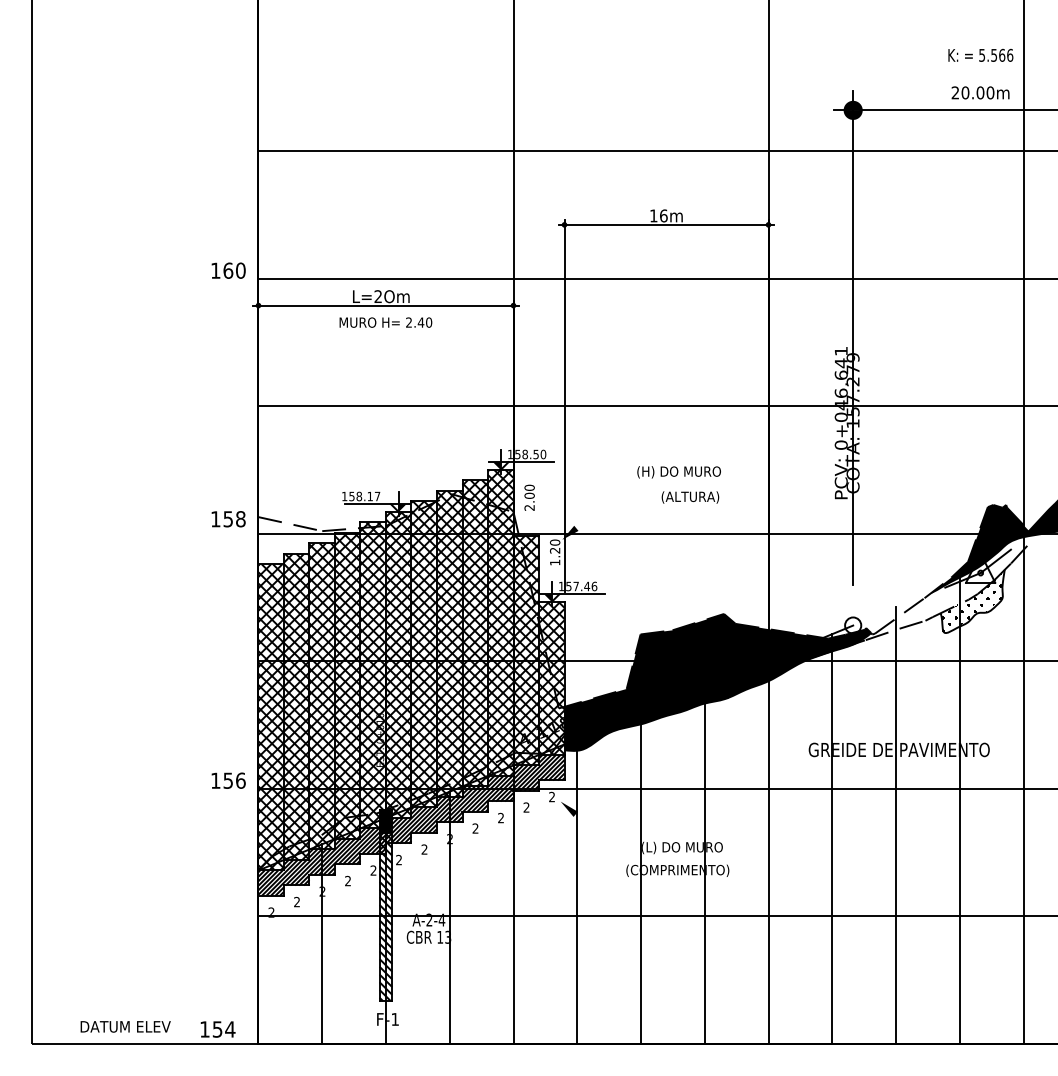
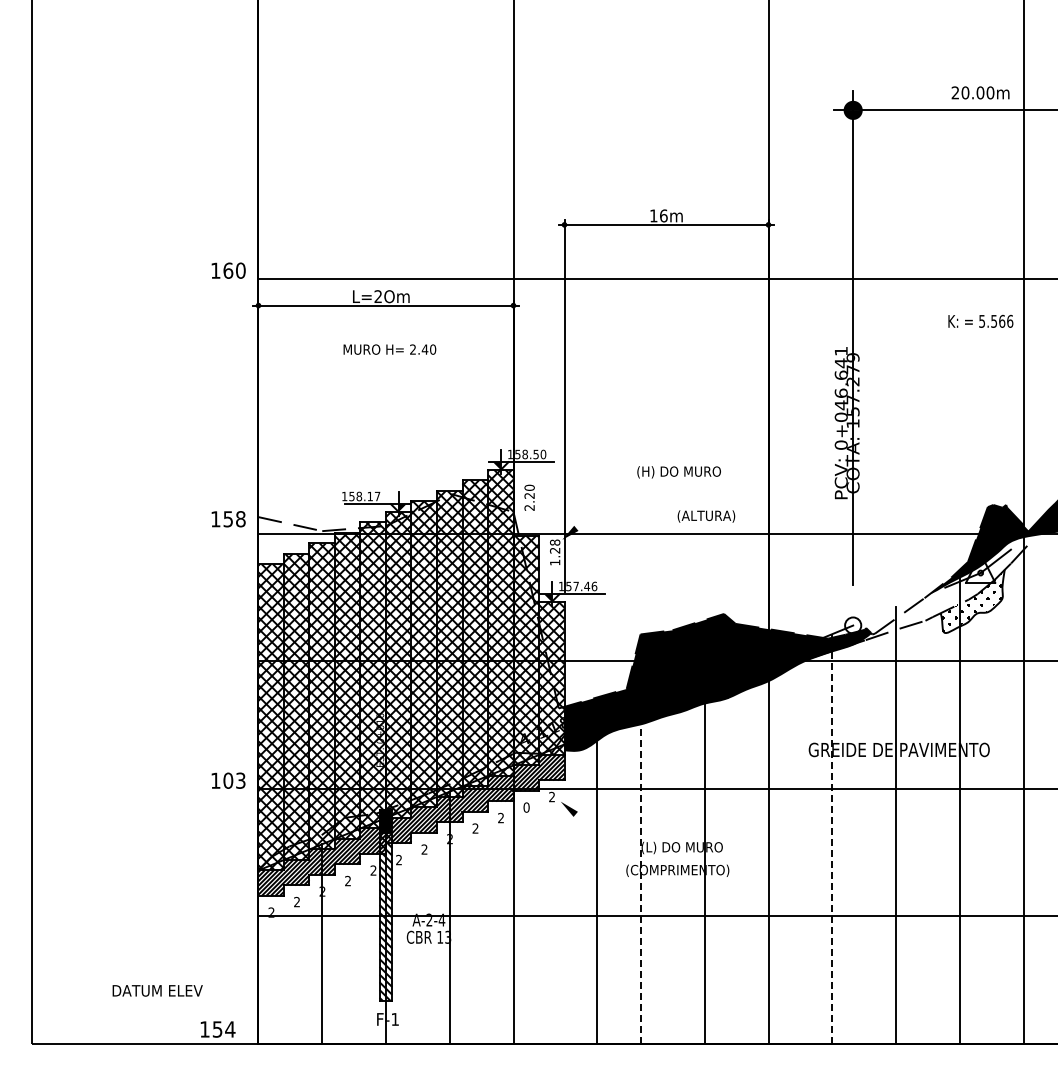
text position: (980, 54) -> (980, 320) (980, 320)
line: present -> none (656, 151)
text position: (385, 322) -> (389, 349) (389, 349)
line: present -> none (656, 406)
text: 2.00 -> 2.20 (529, 495)
text position: (690, 497) -> (706, 516) (706, 516)
text: 1.20 -> 1.28 (555, 542)
text: 156 -> 103 (234, 780)
text: 2 -> 0 (526, 807)
line: solid -> dashed (832, 838)
line: solid -> dashed (641, 877)
line position: (577, 891) -> (597, 891) (597, 891)
text position: (125, 1026) -> (157, 990) (157, 990)
